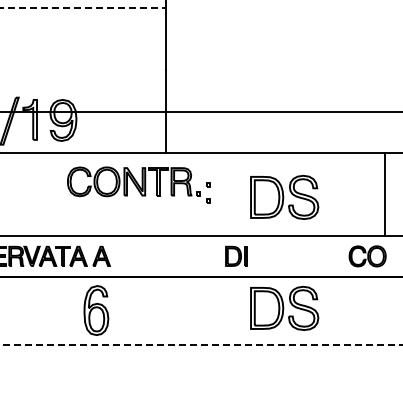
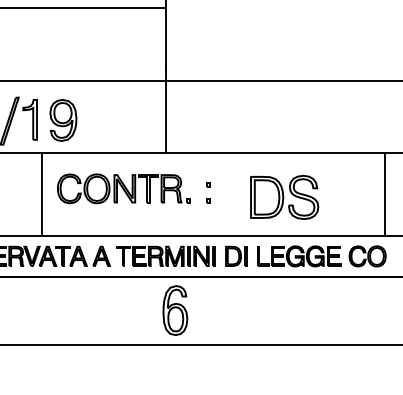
line: dashed -> solid (83, 8)
line position: (200, 111) -> (200, 80) (200, 80)
part position: (133, 181) -> (123, 188) (123, 188)
line: none -> present (42, 194)
part: none -> present (165, 255)
part: none -> present (299, 256)
part: present -> none (284, 307)
part position: (96, 310) -> (175, 310) (175, 310)
line: dashed -> solid (201, 345)
